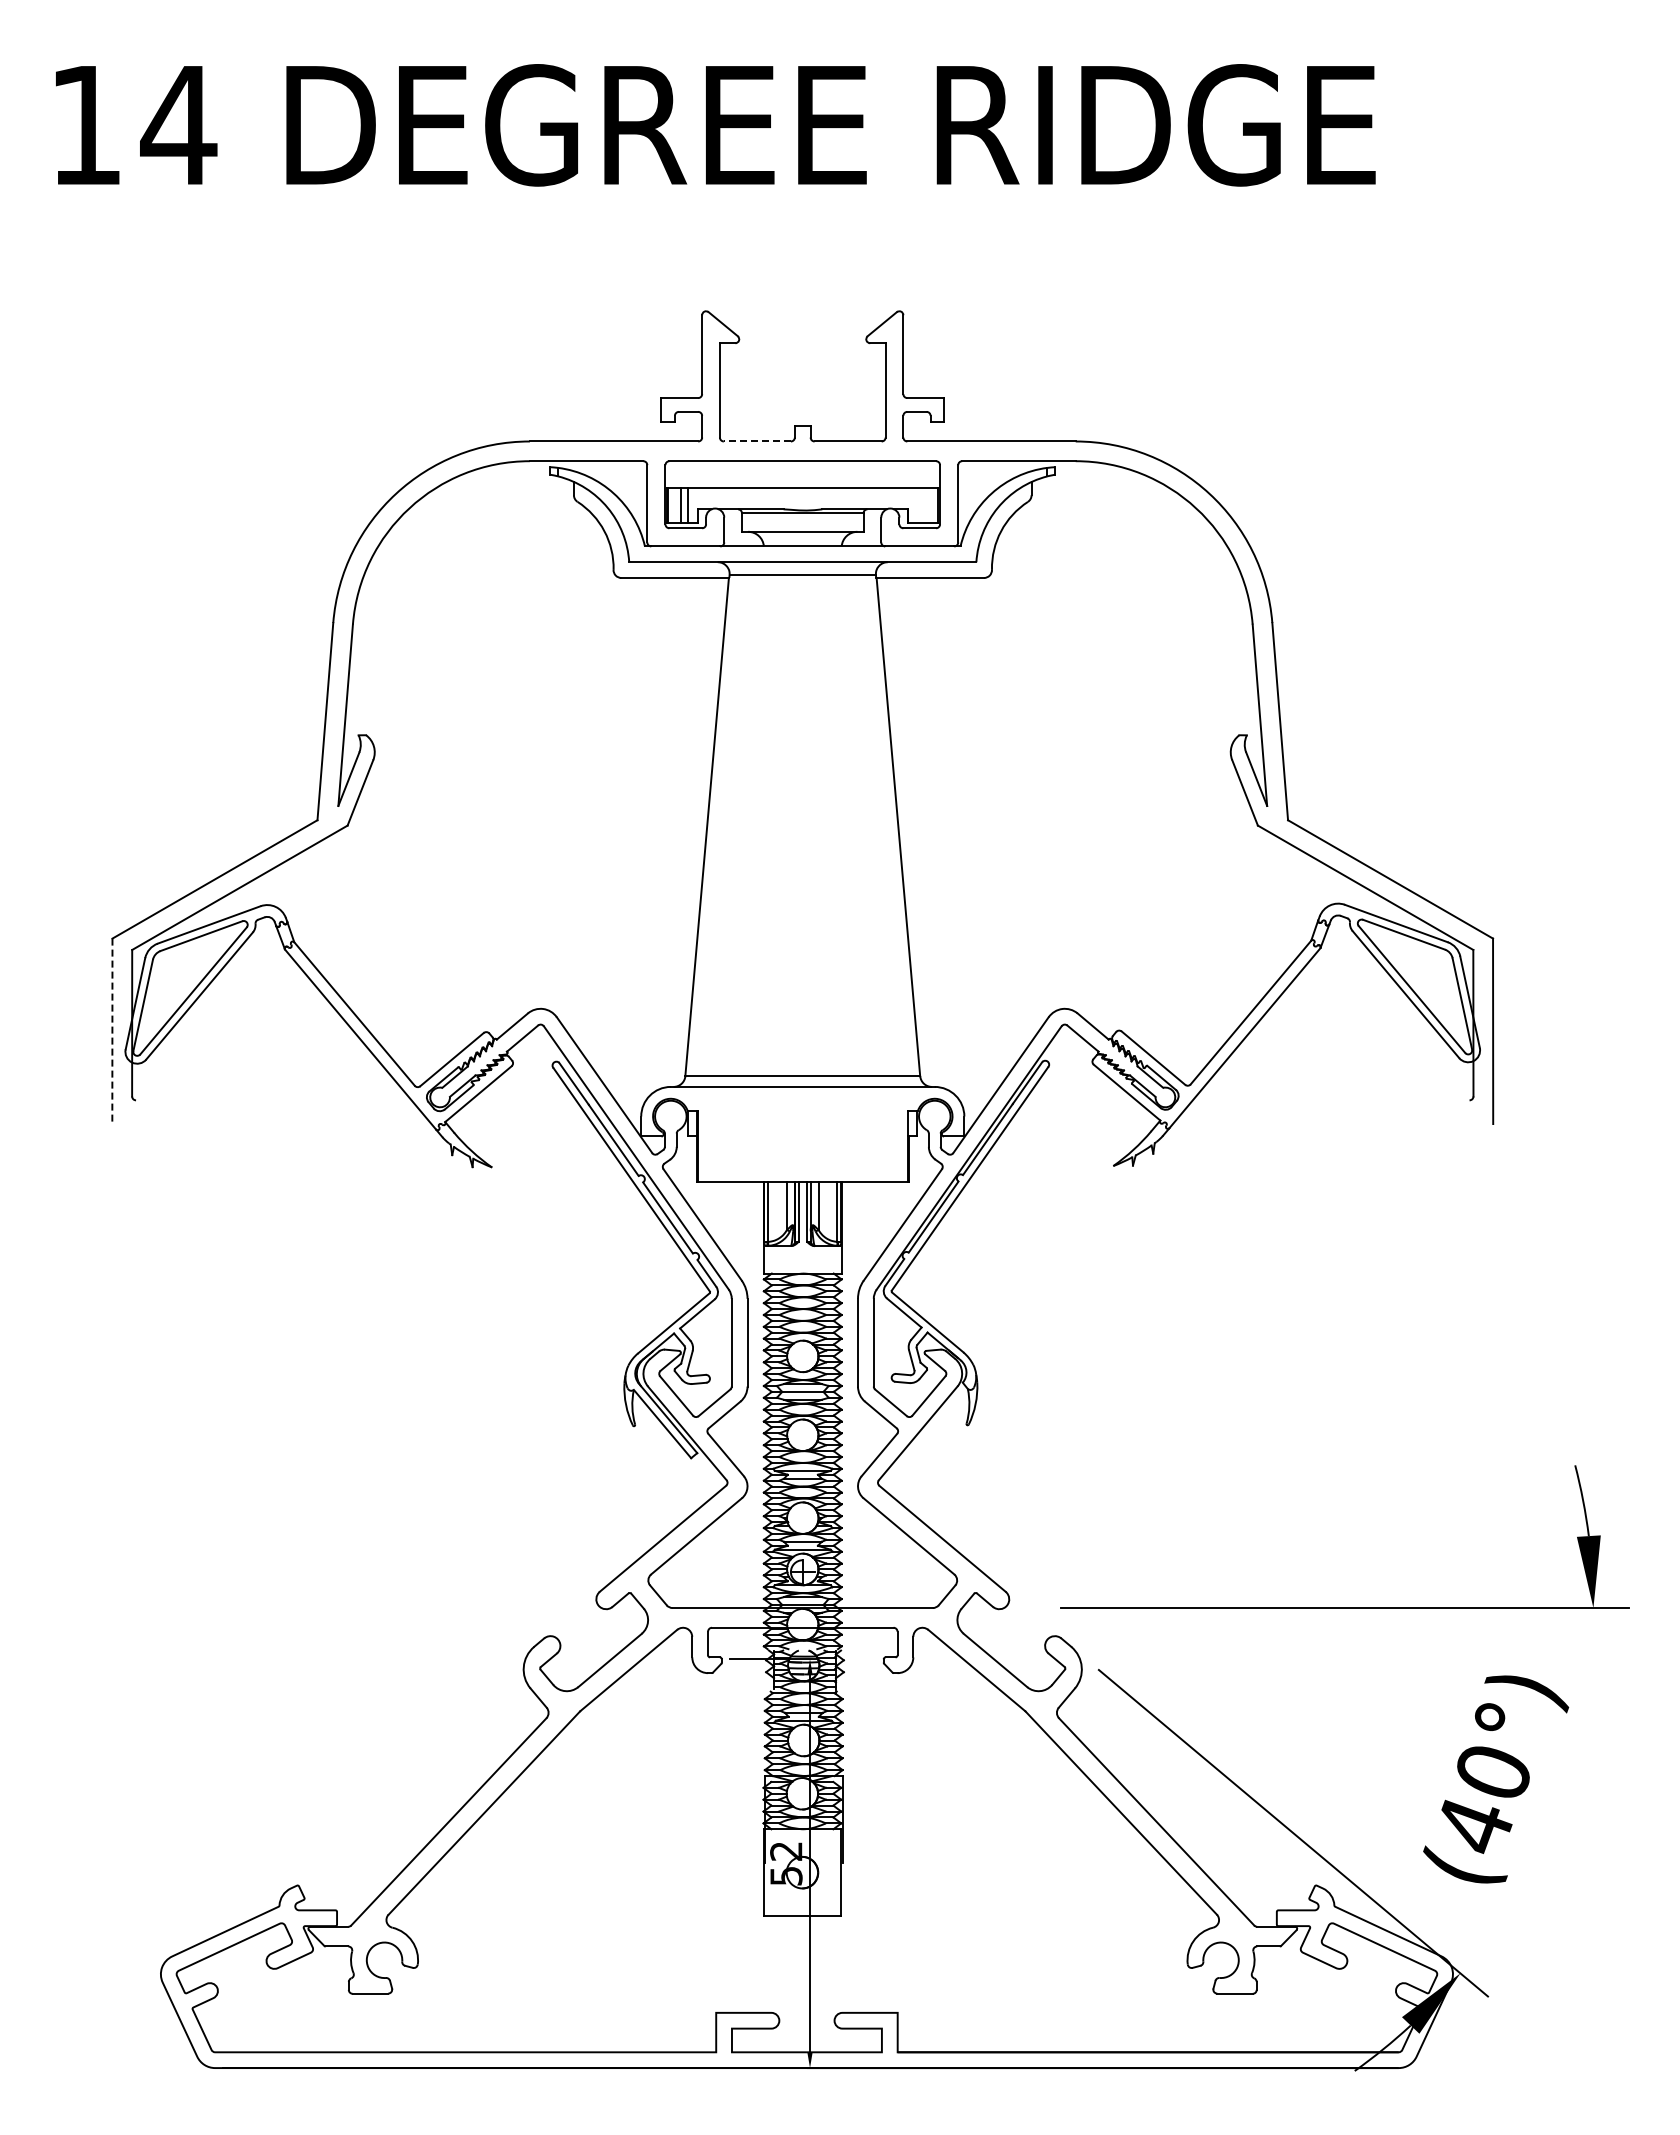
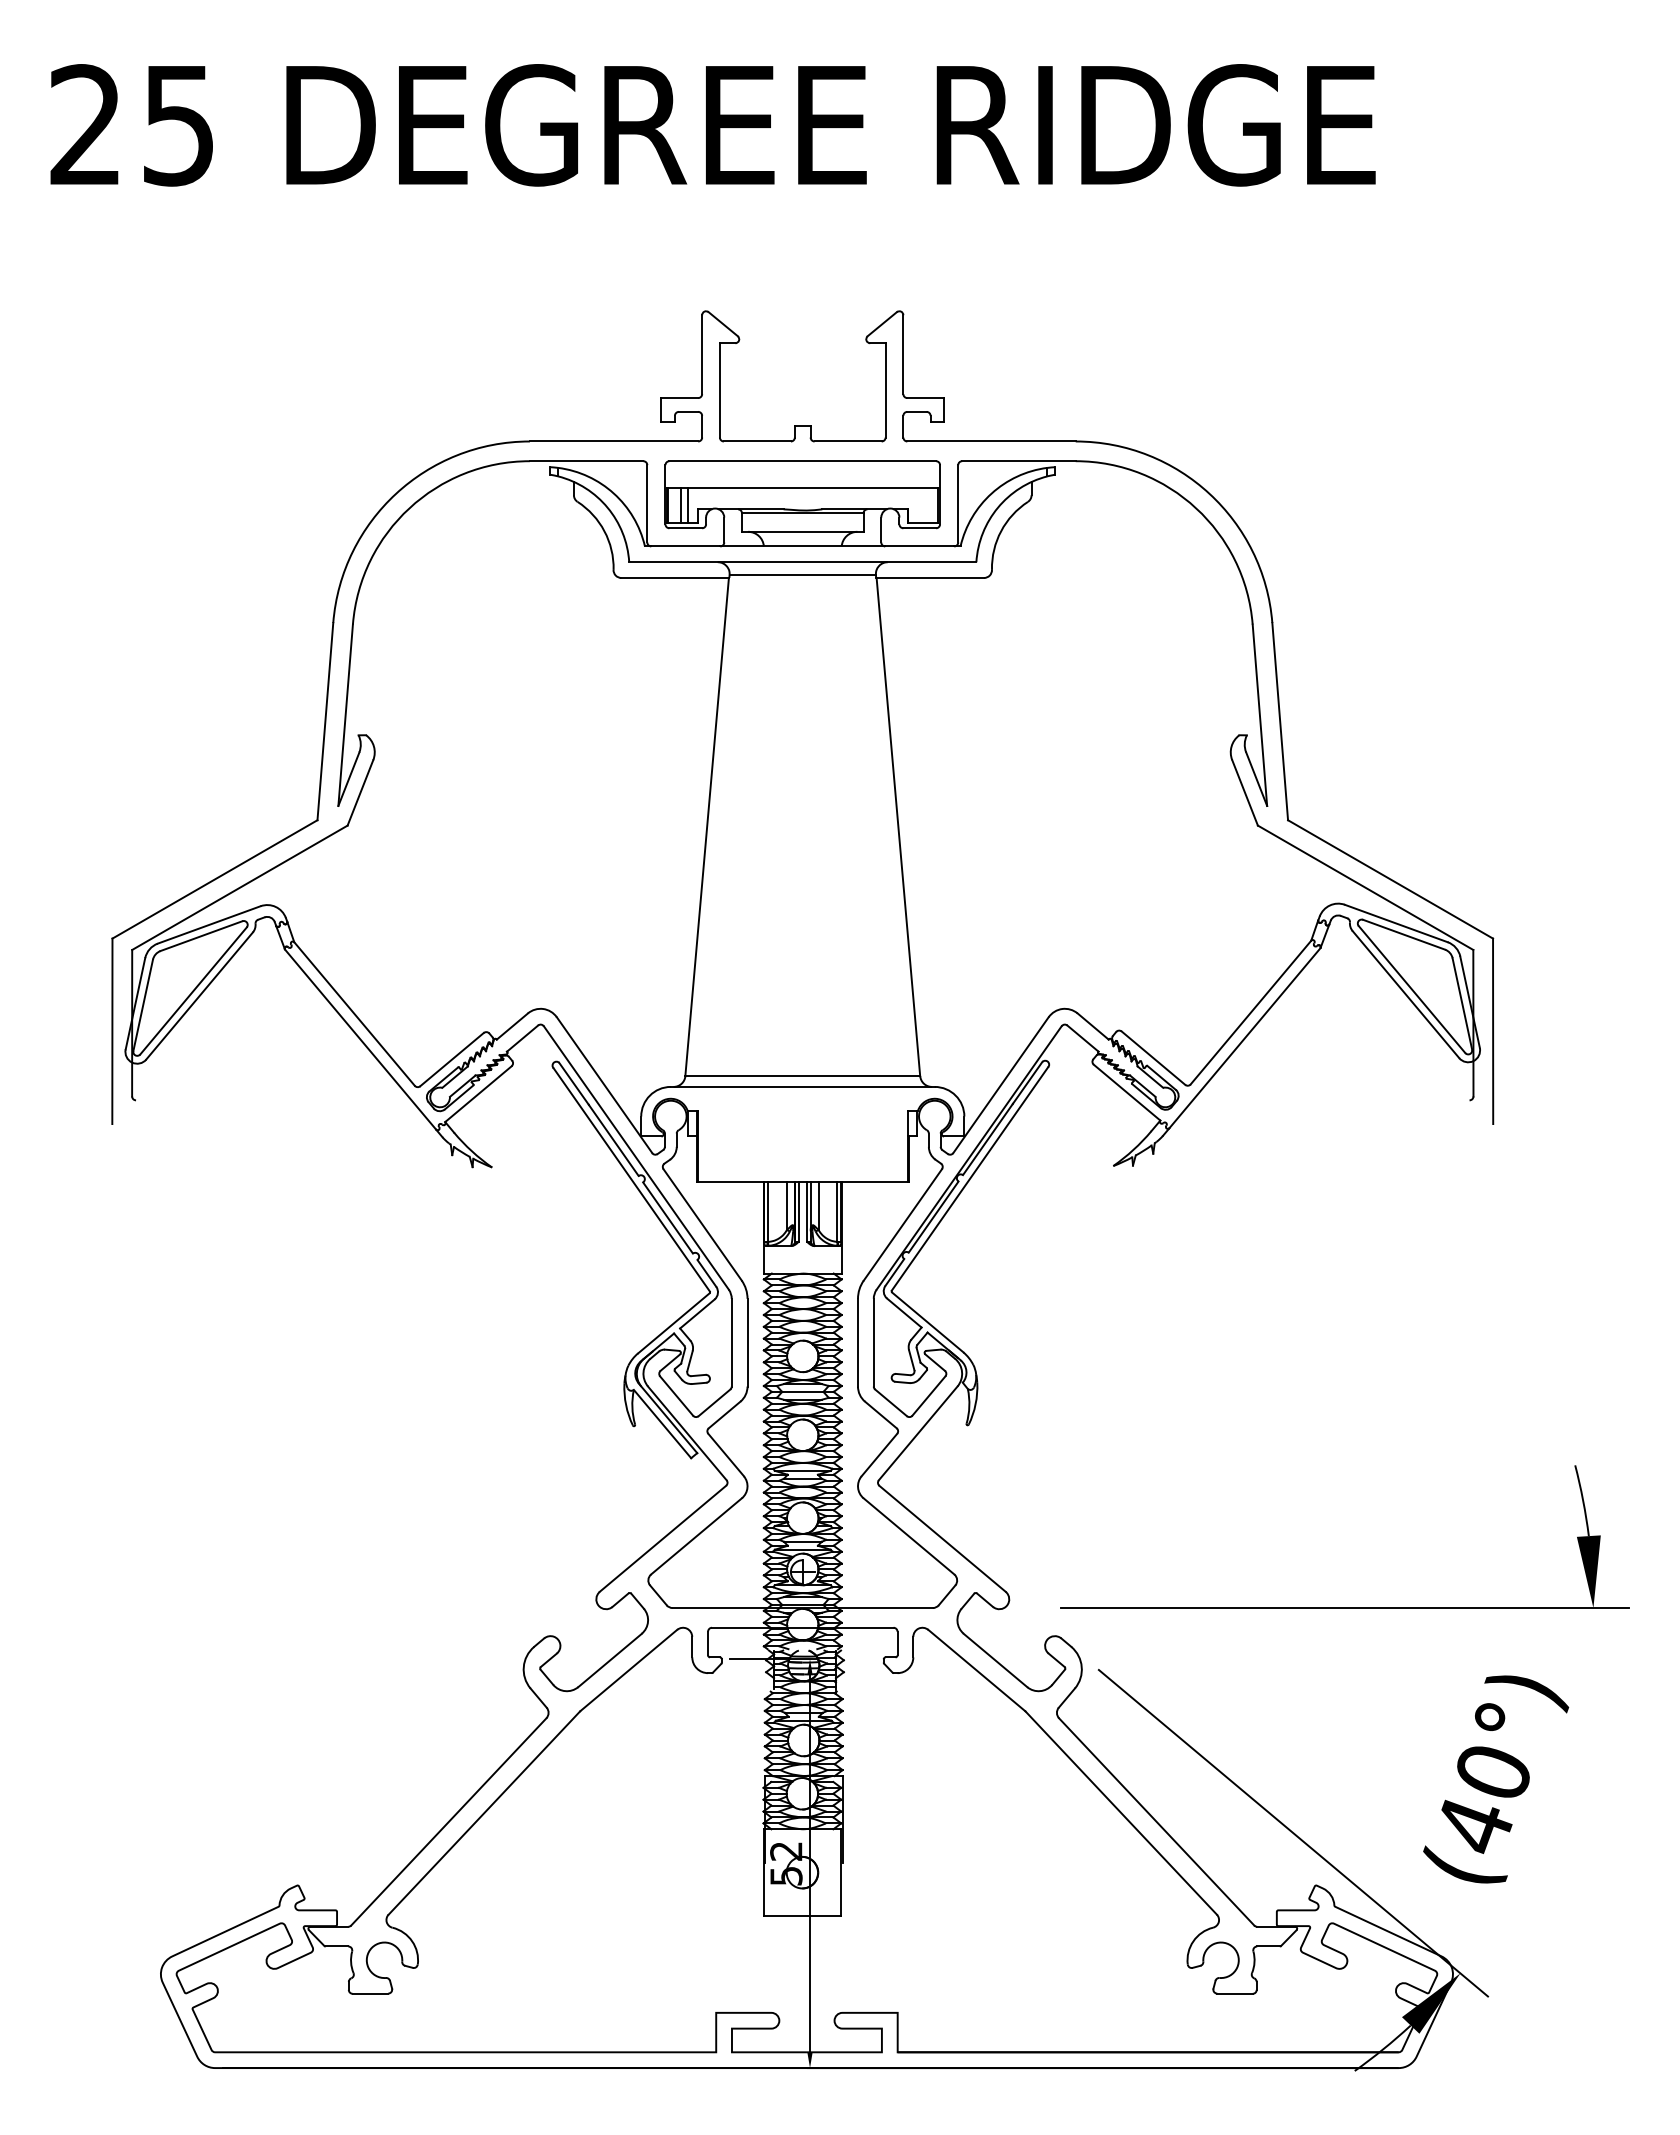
text: 14 -> 25 (133, 125)
line: dashed -> solid (757, 441)
line: dashed -> solid (112, 1031)
